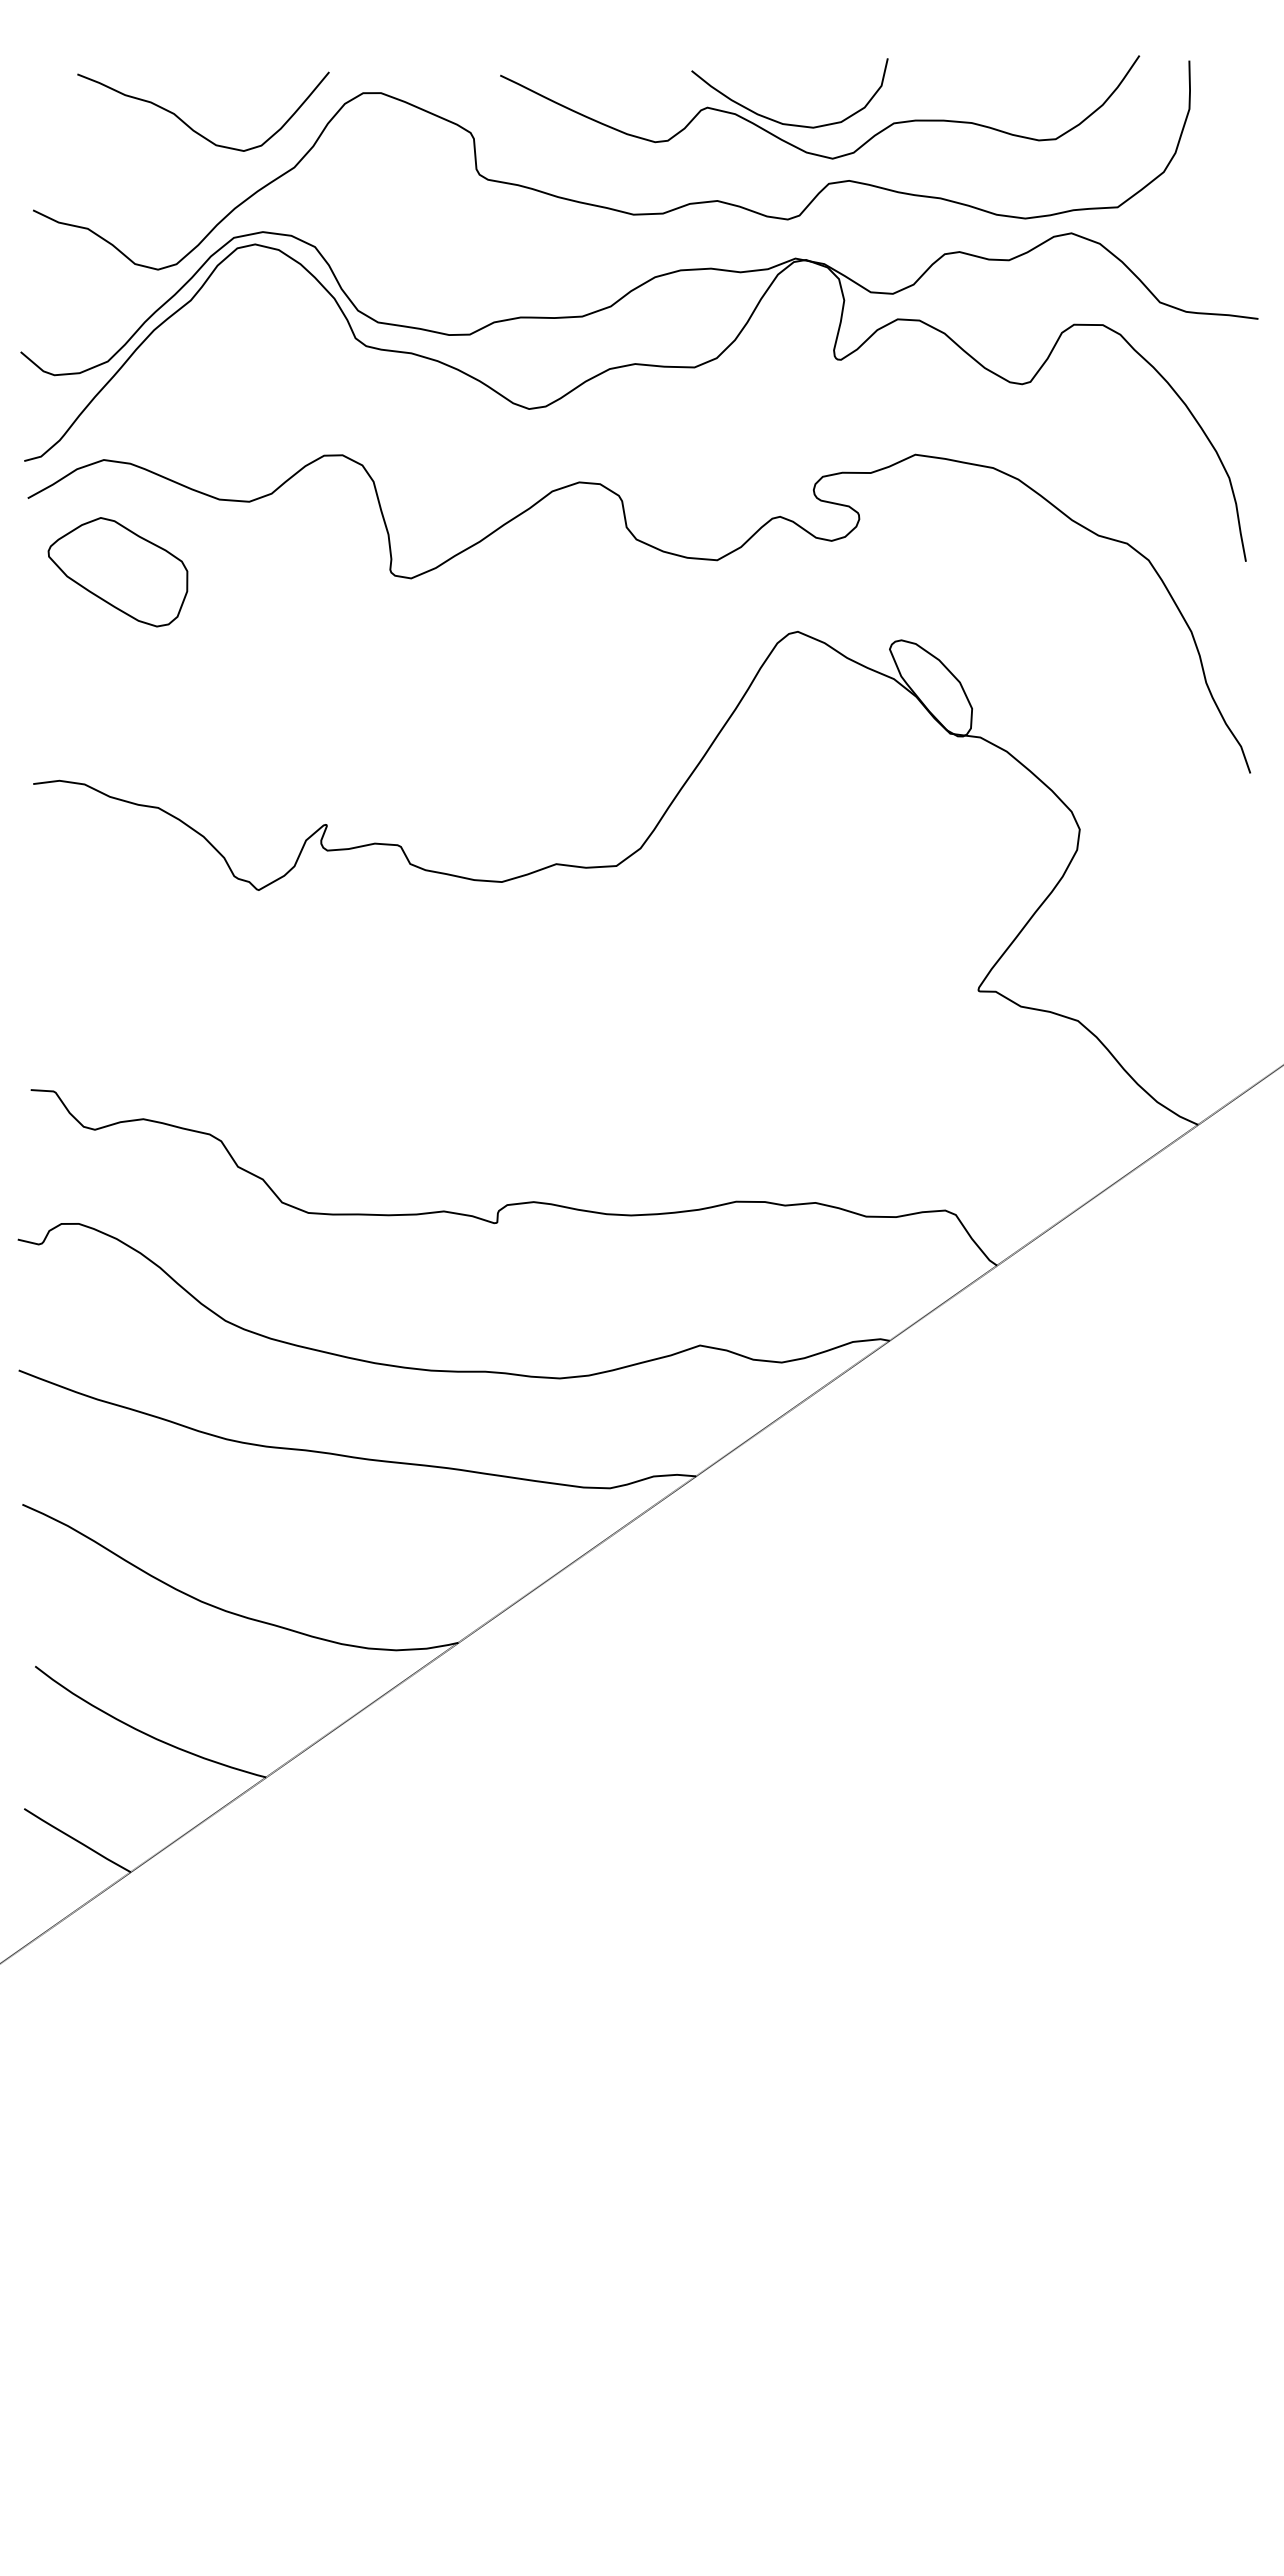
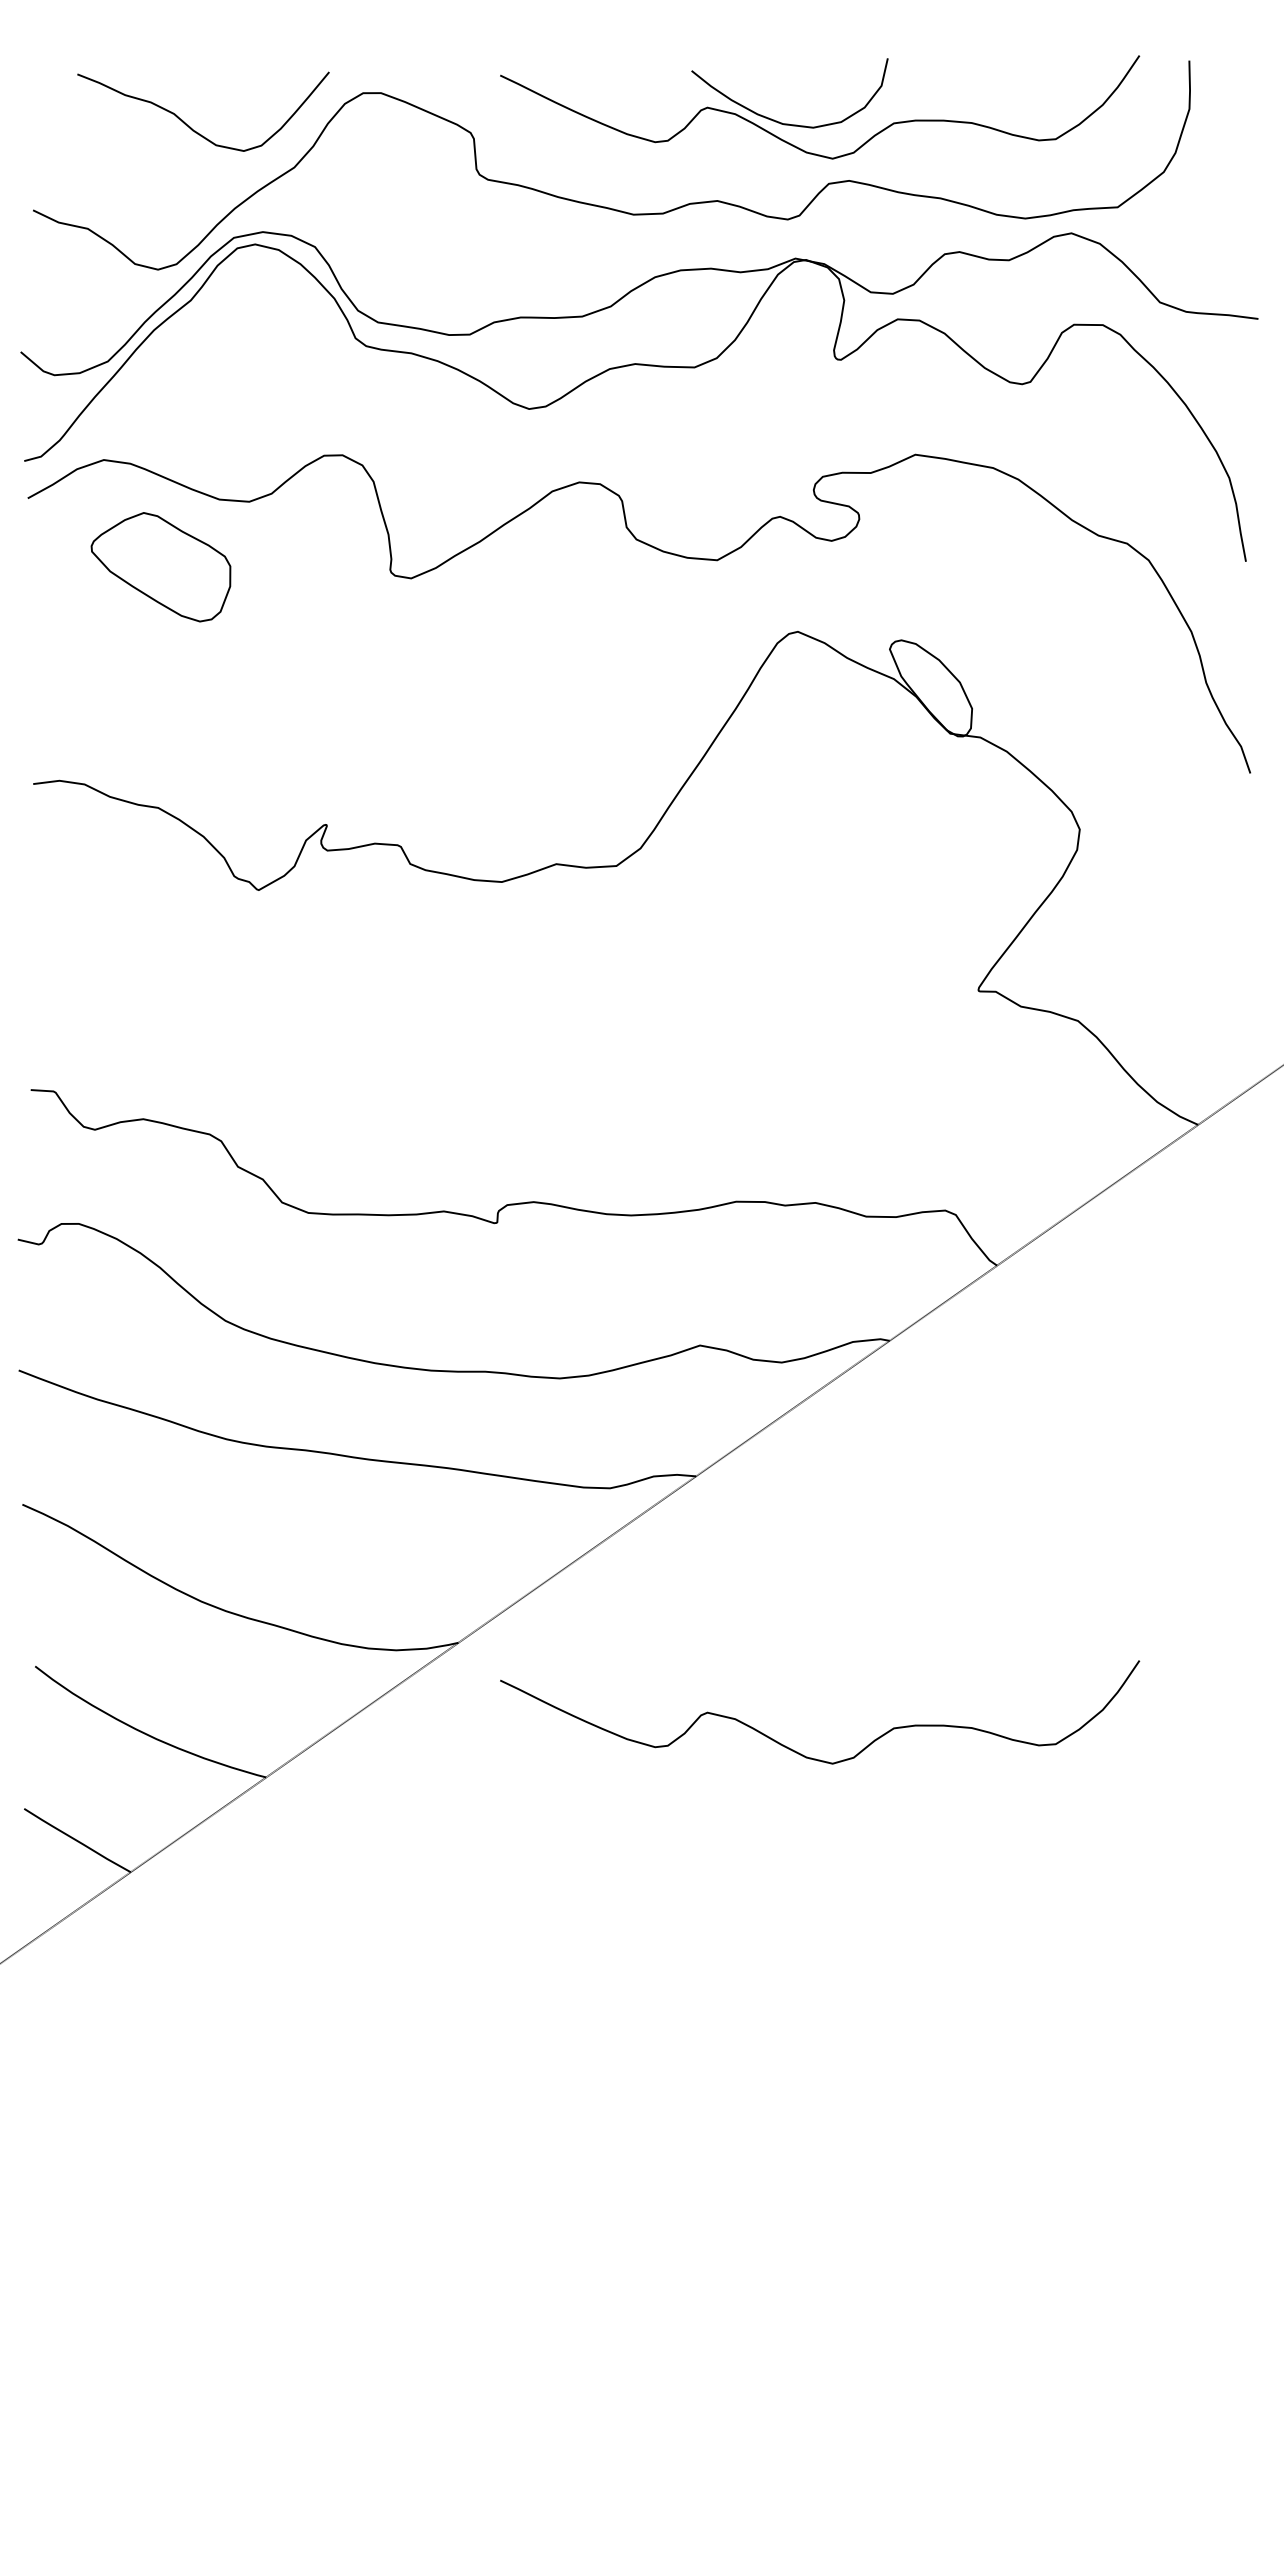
part position: (117, 572) -> (160, 567) (160, 567)
curve: none -> present (799, 1752)
